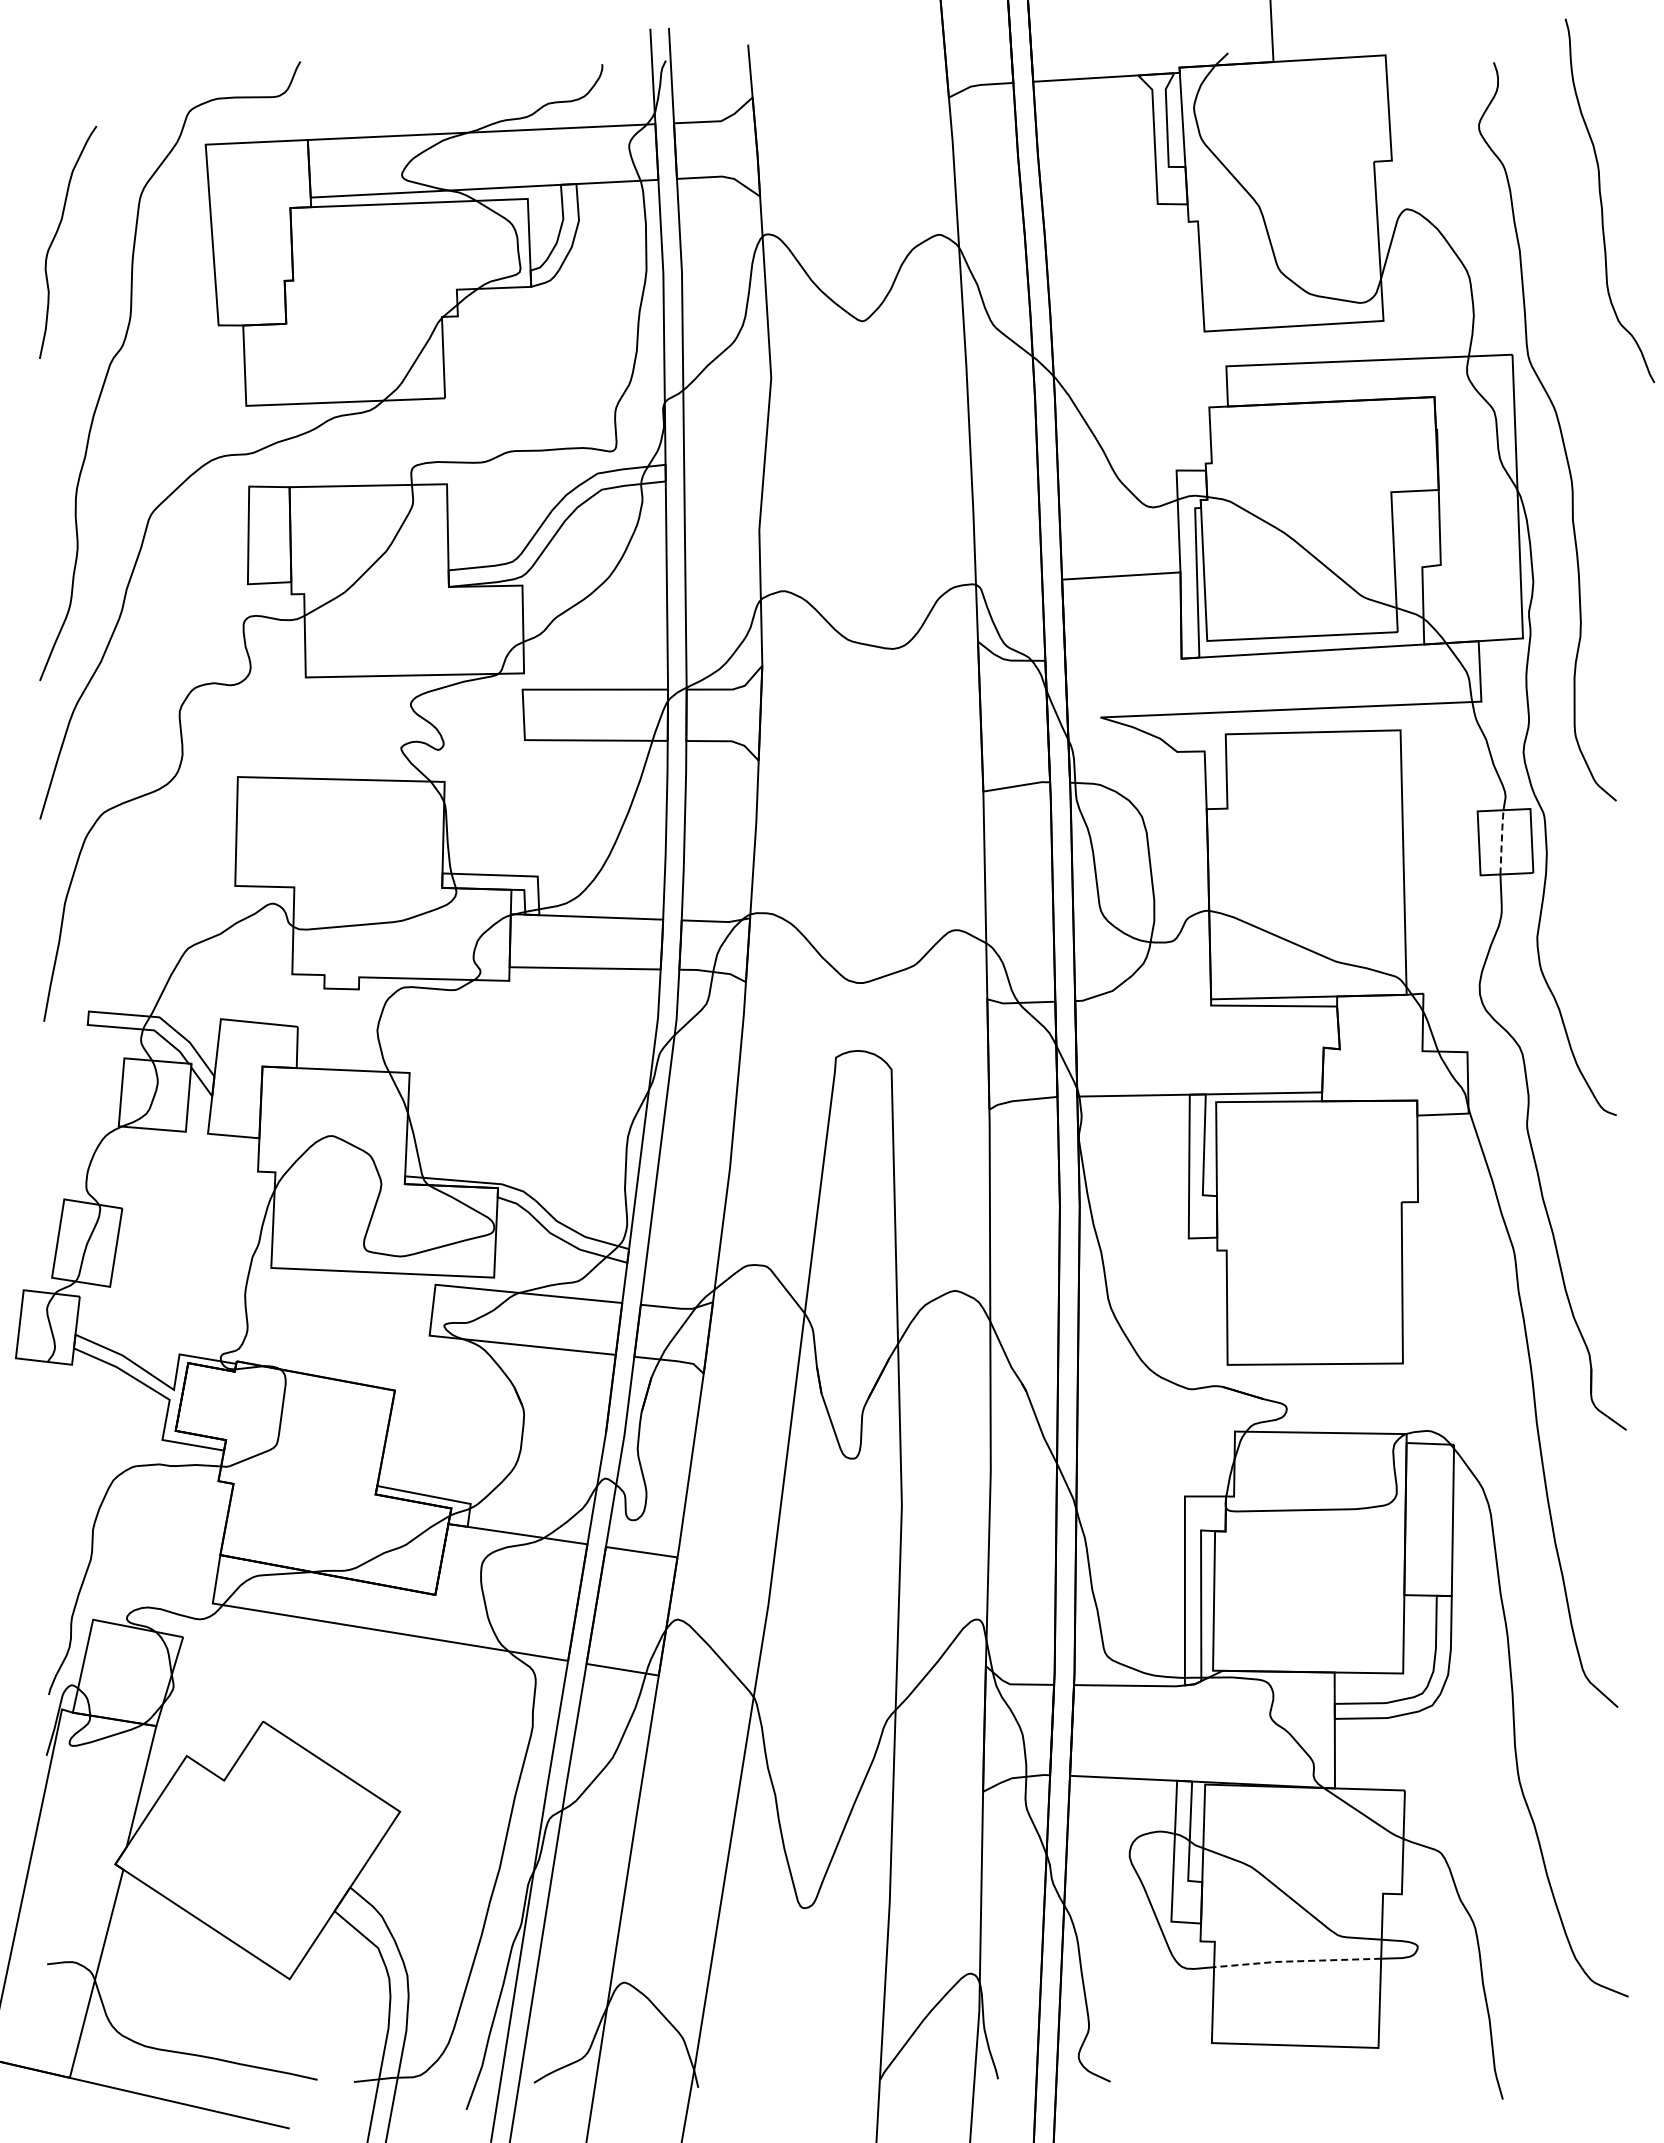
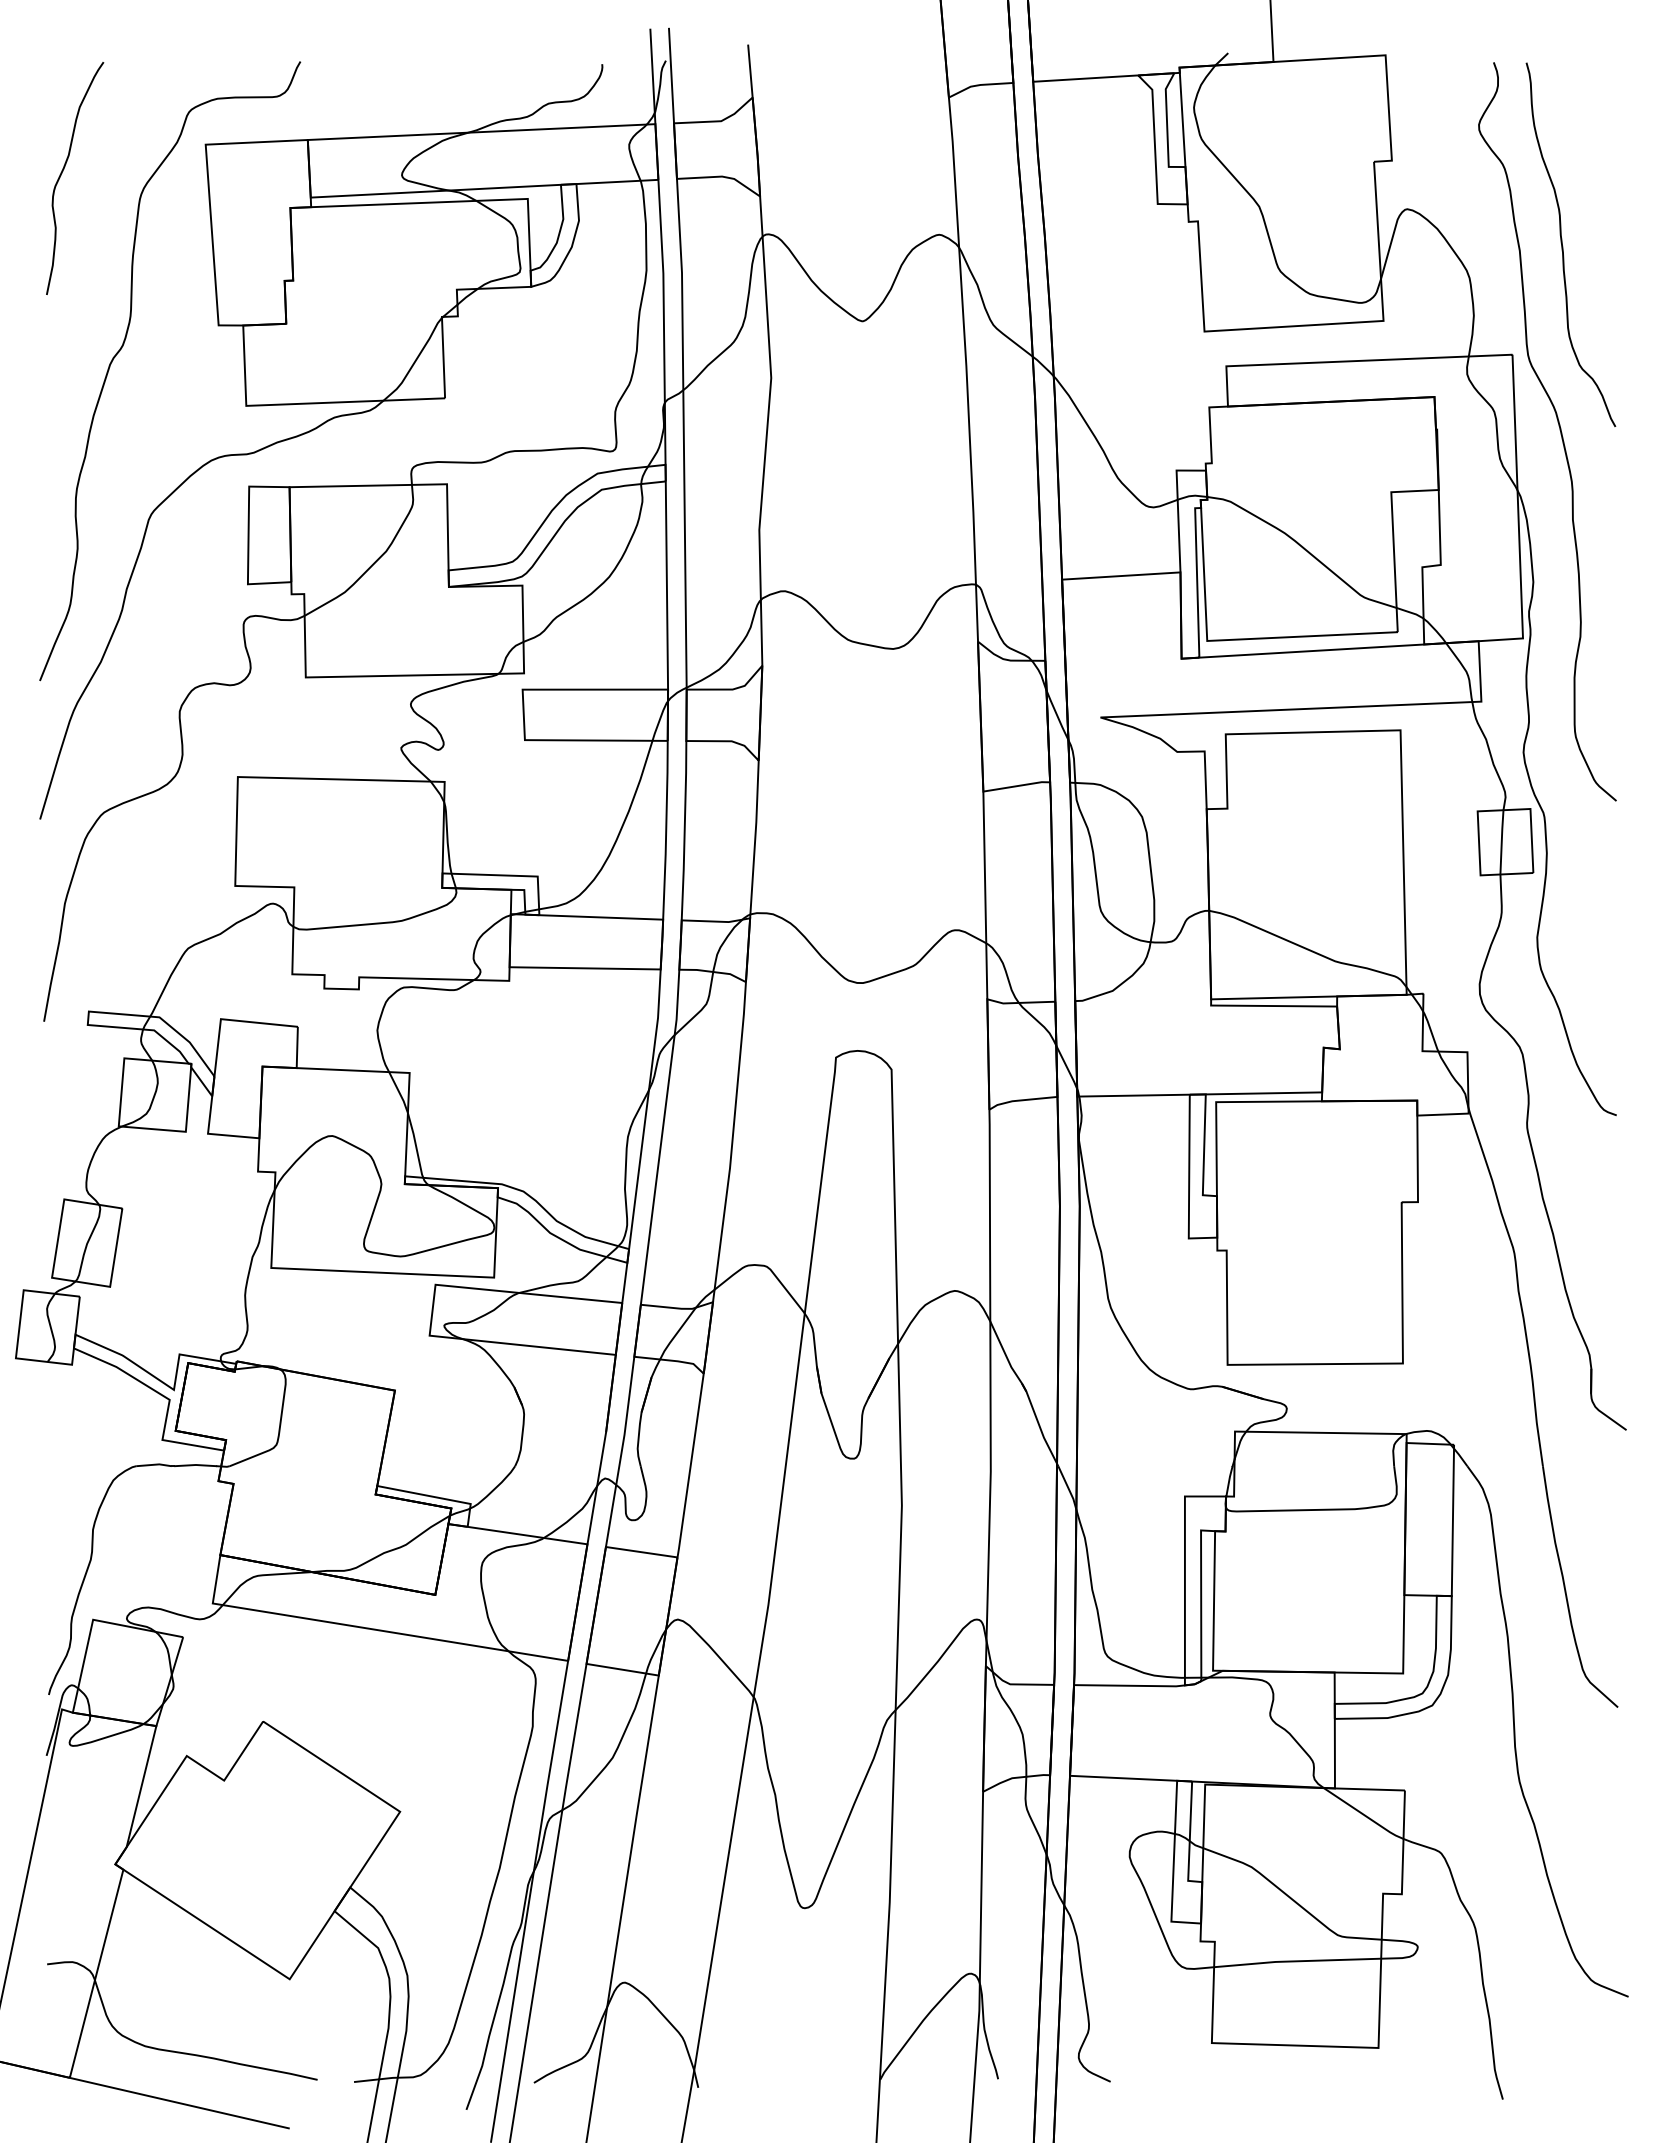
curve position: (1602, 202) -> (1563, 246) (1563, 246)
curve position: (56, 235) -> (63, 171) (63, 171)
line: dashed -> solid (1501, 841)
line: dashed -> solid (1296, 1961)
